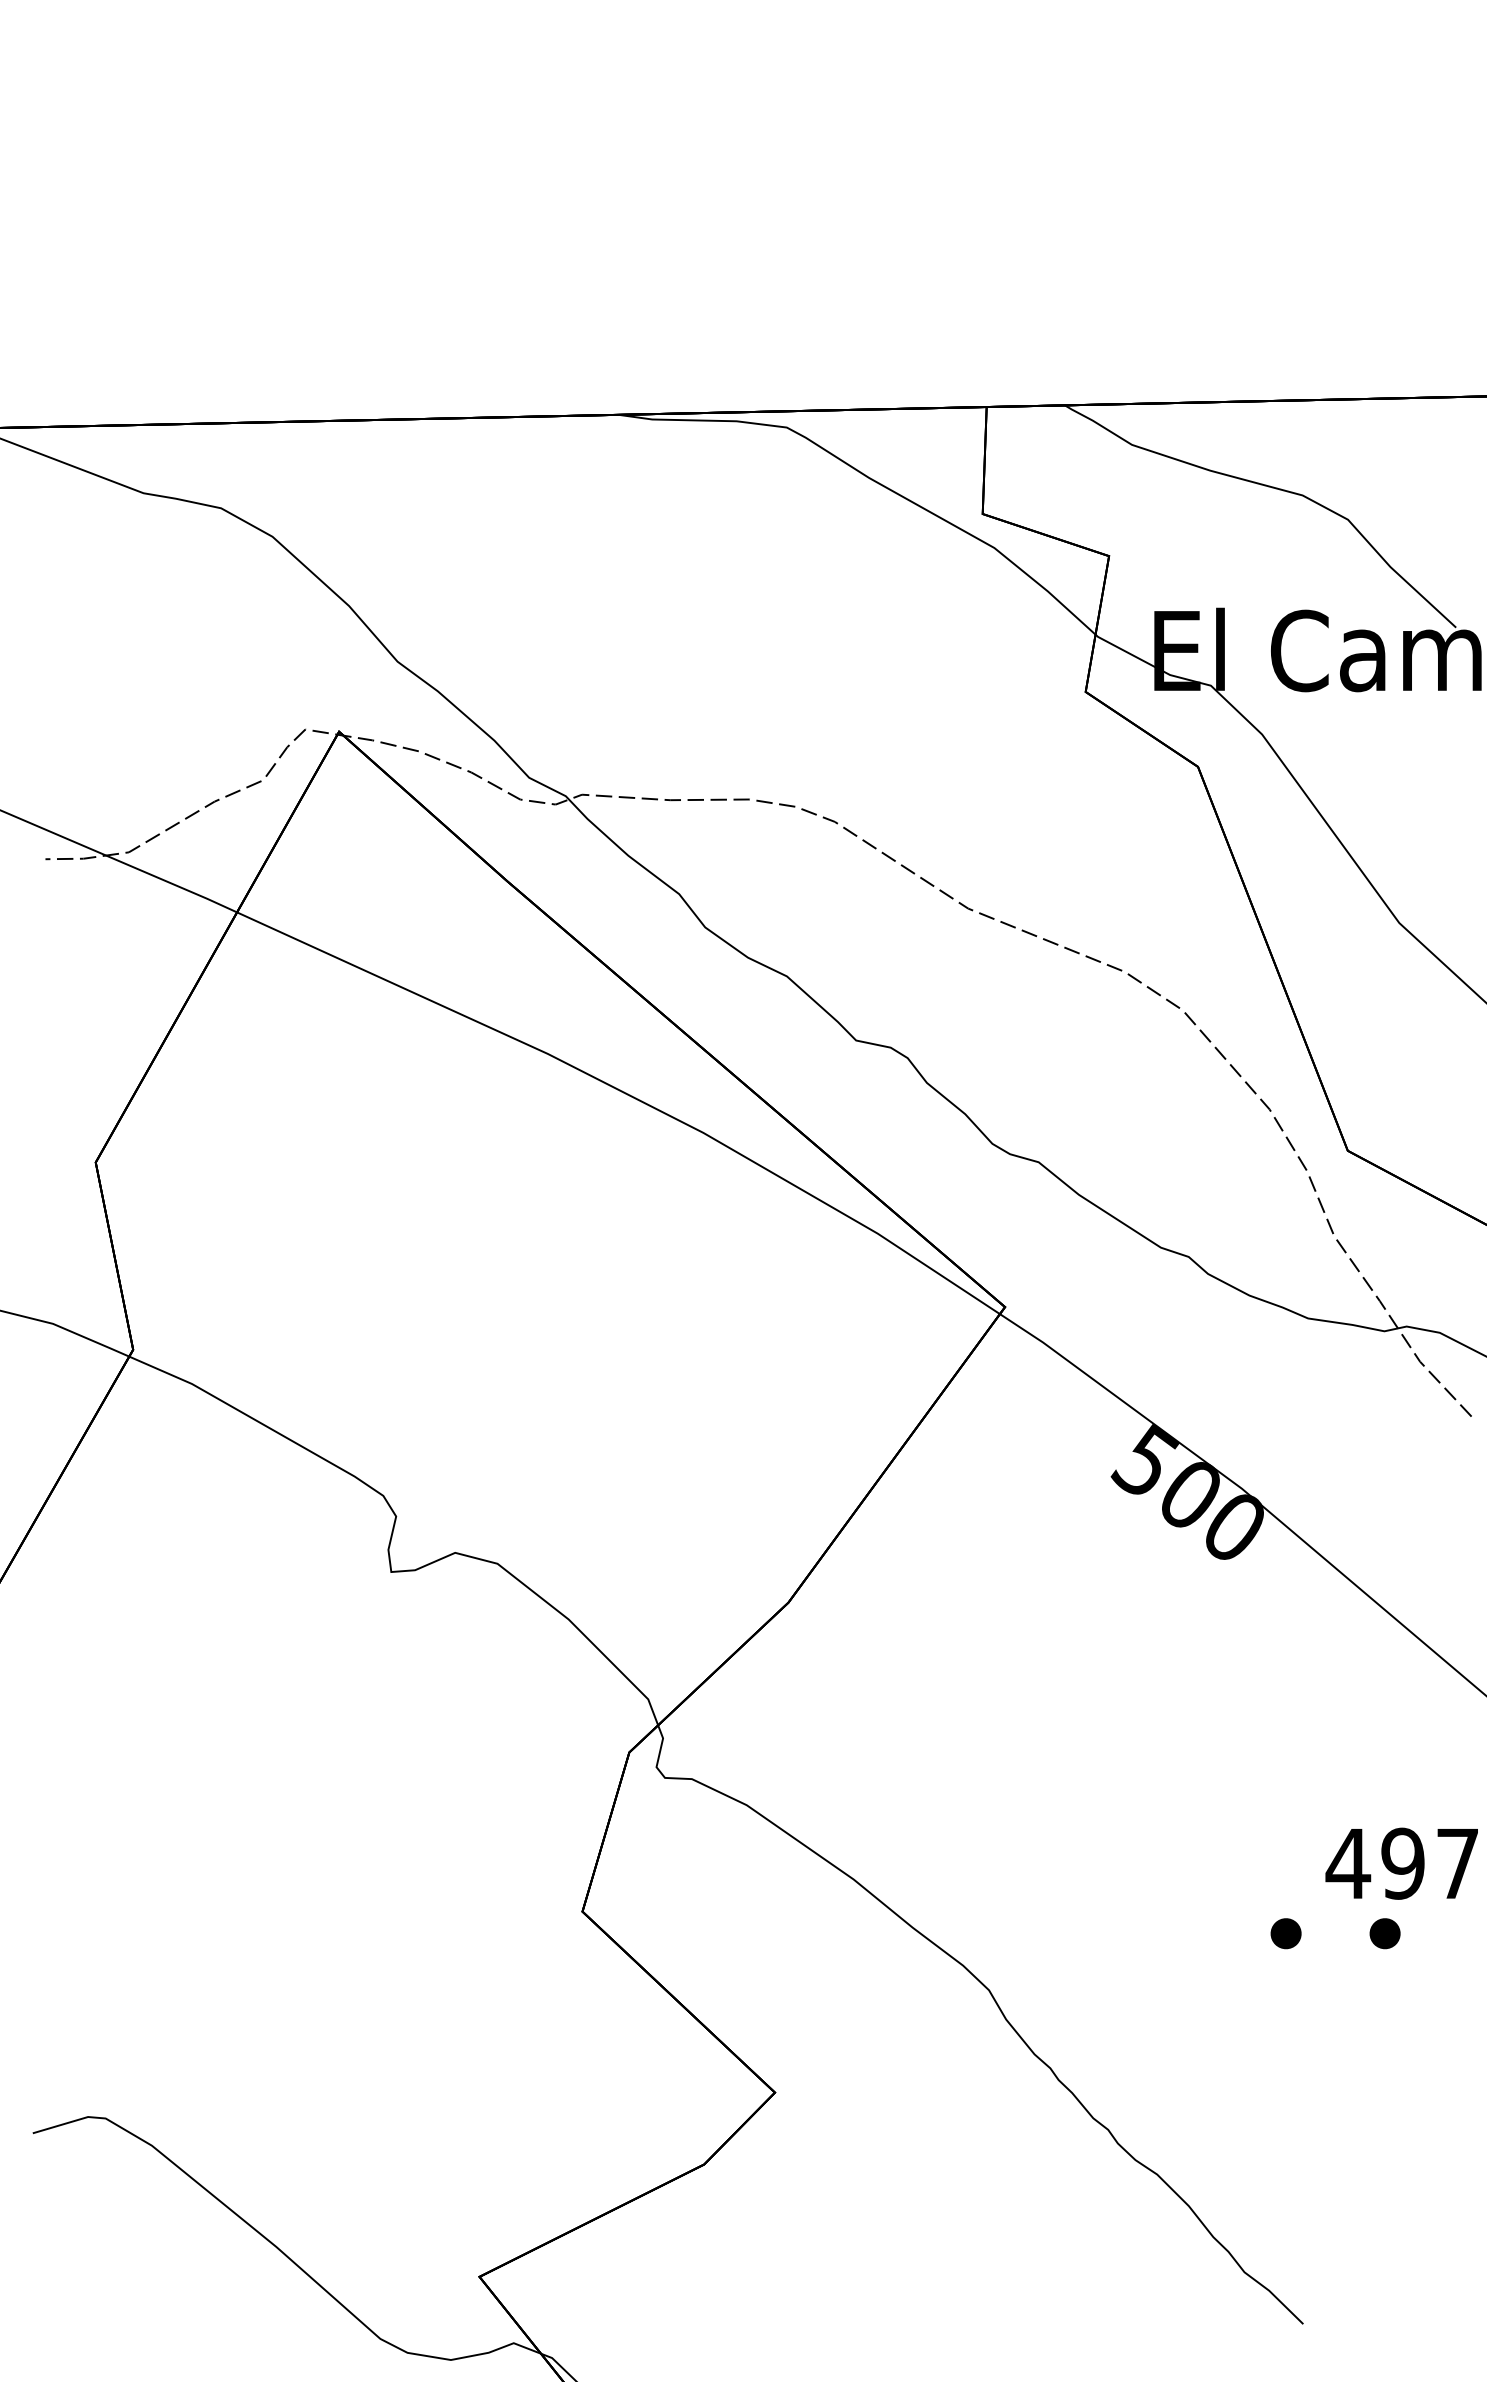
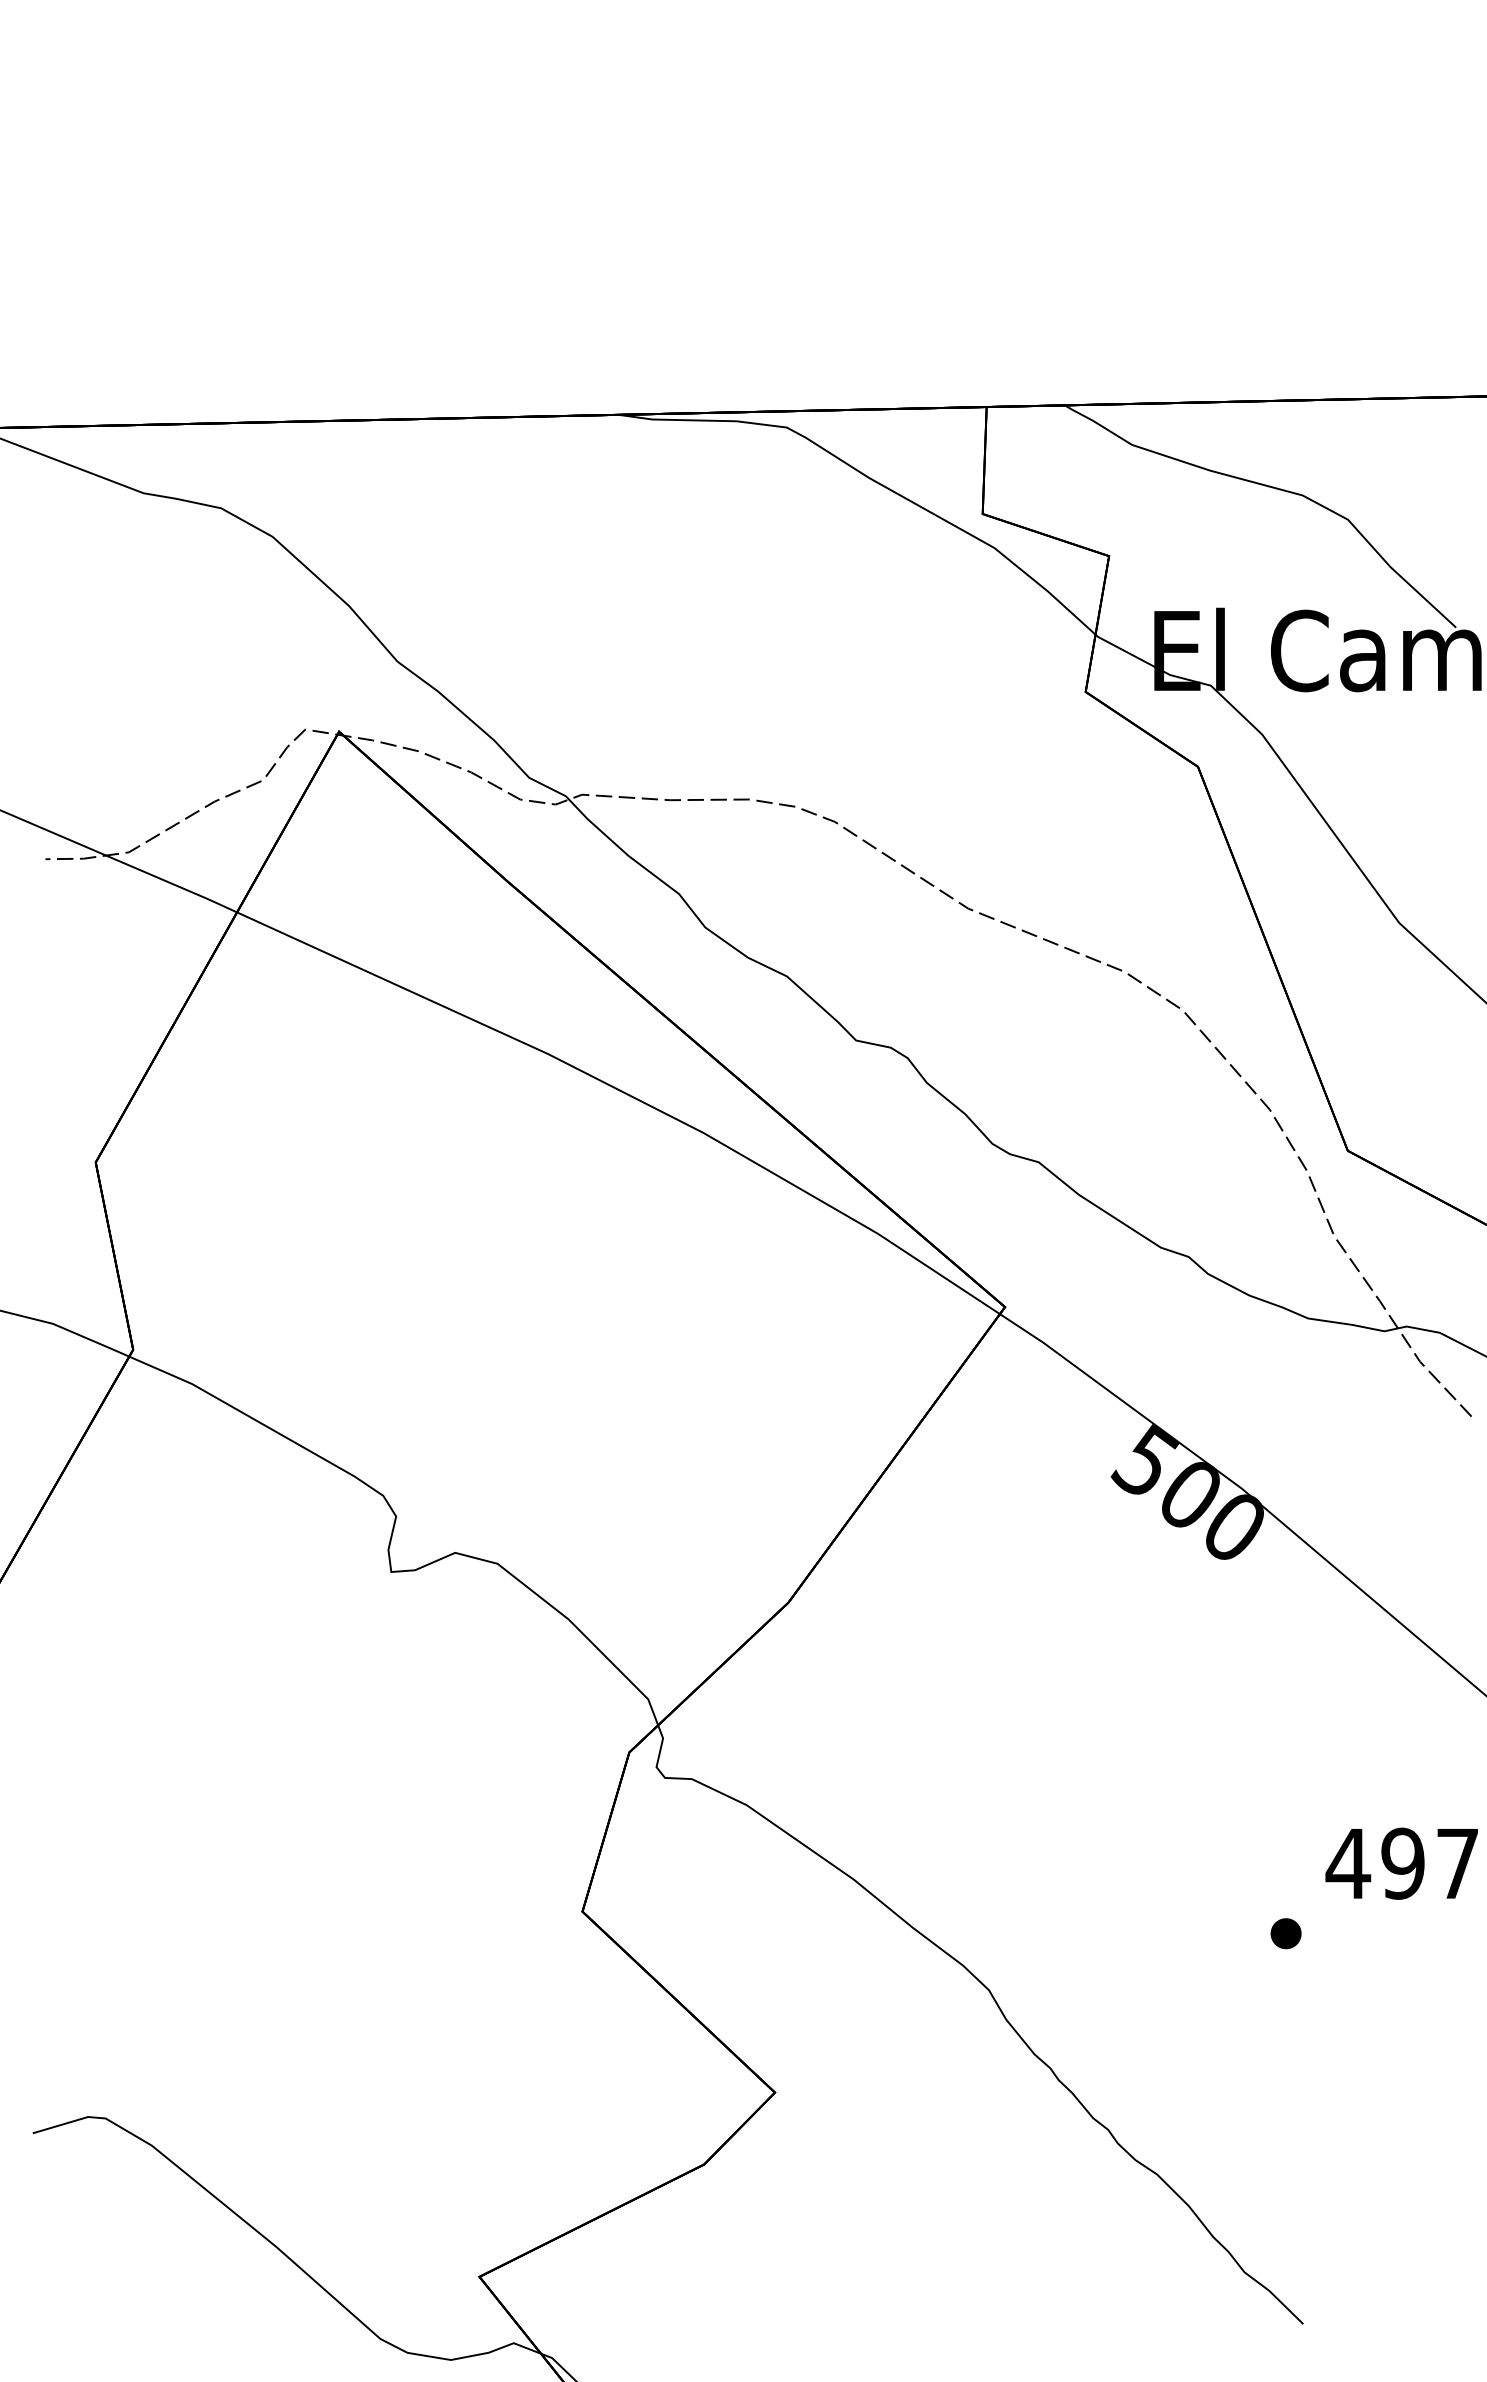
part: present -> none (1384, 1933)
